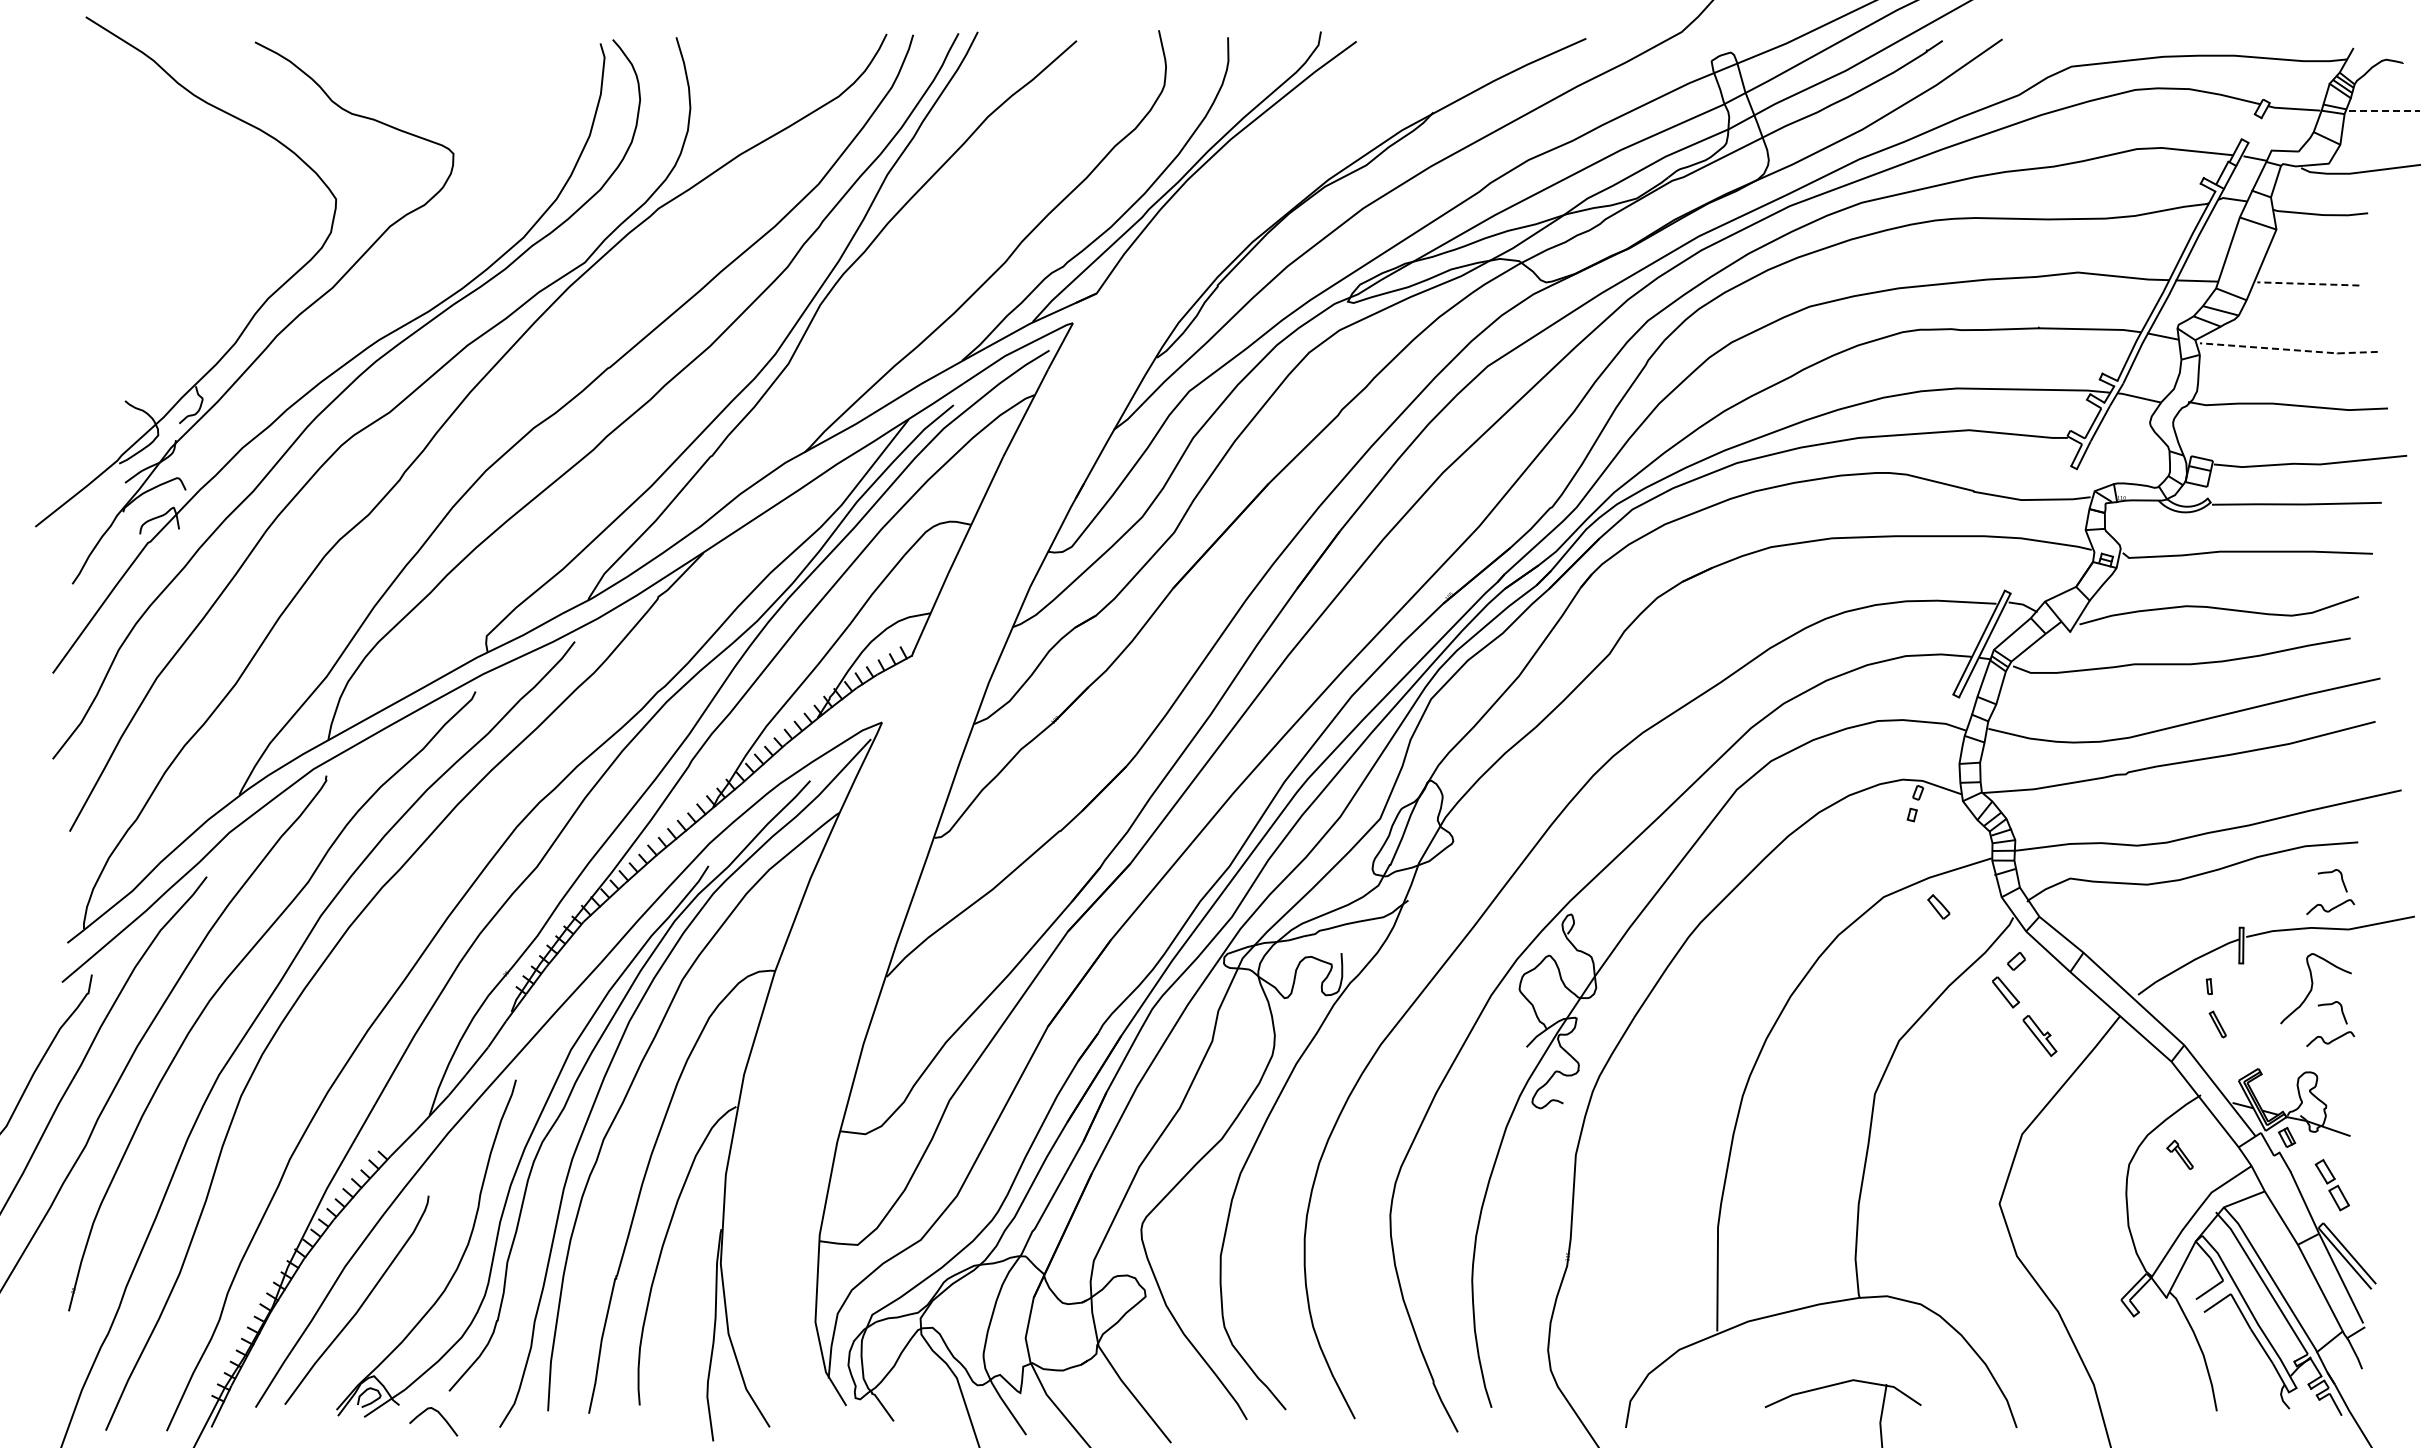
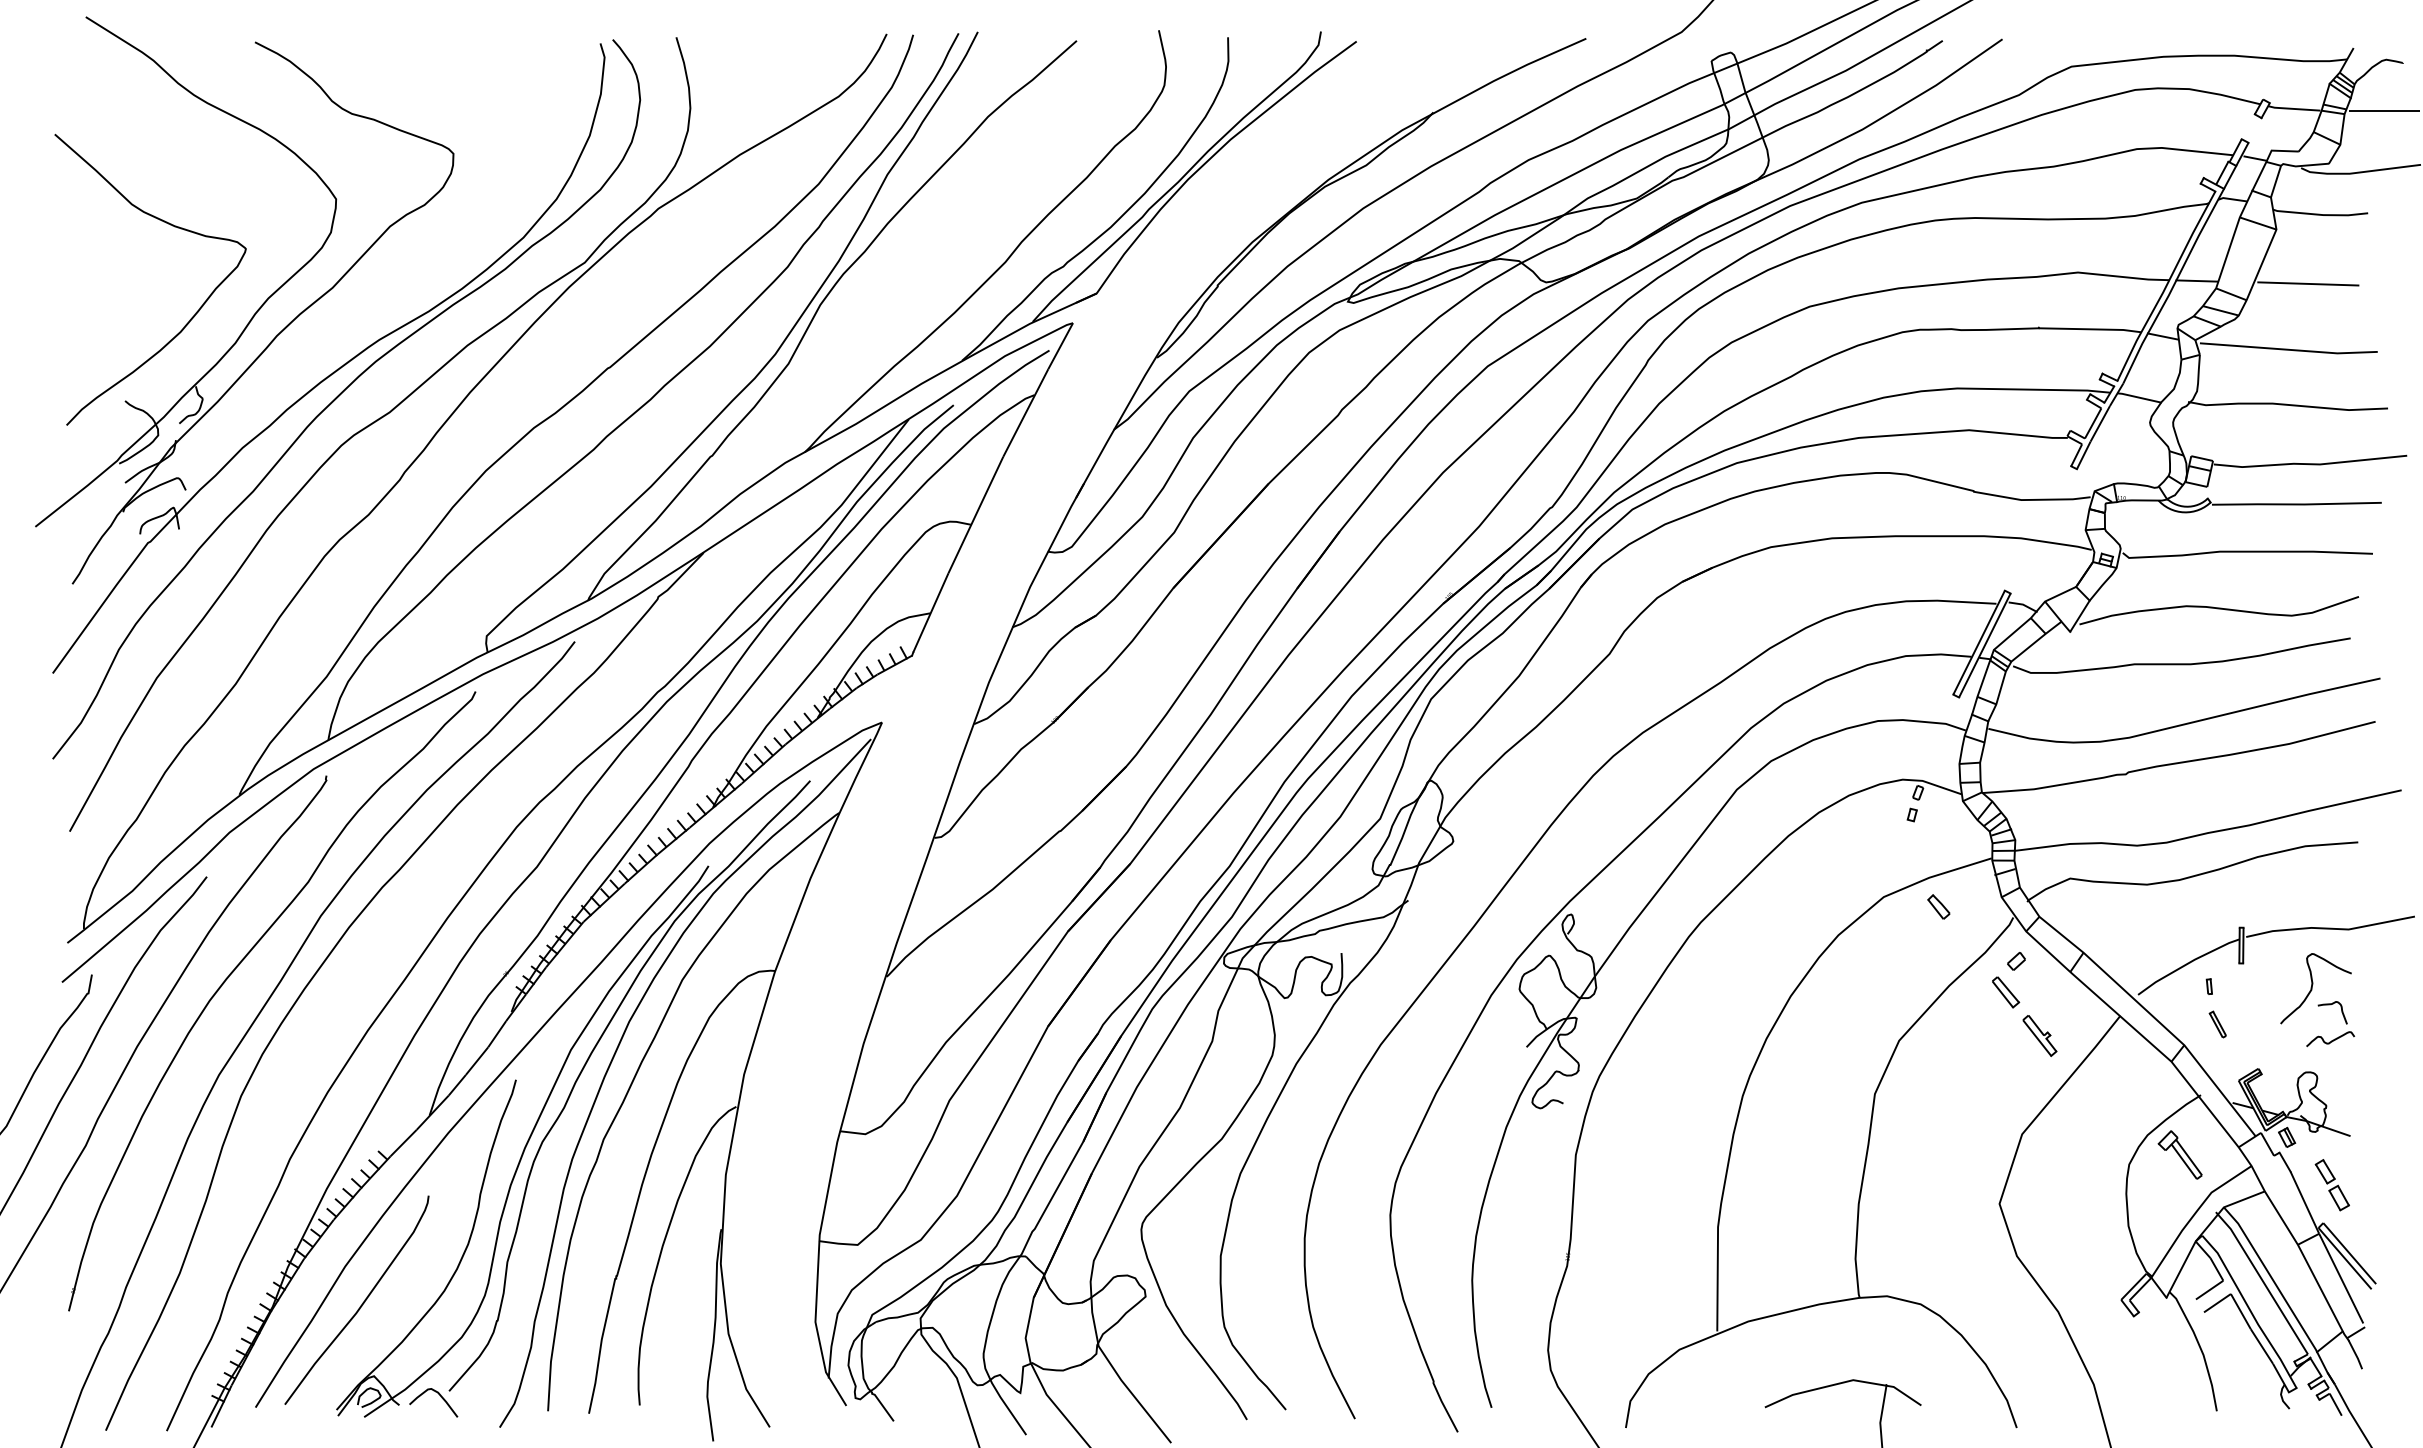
line: dashed -> solid (2384, 110)
line: dashed -> solid (2307, 283)
curve: none -> present (195, 312)
line: dashed -> solid (2289, 349)
part: present -> none (2343, 886)
part size: 28x31 px -> 46x50 px (2179, 1154)
curve position: (441, 1417) -> (441, 1398) (441, 1398)
